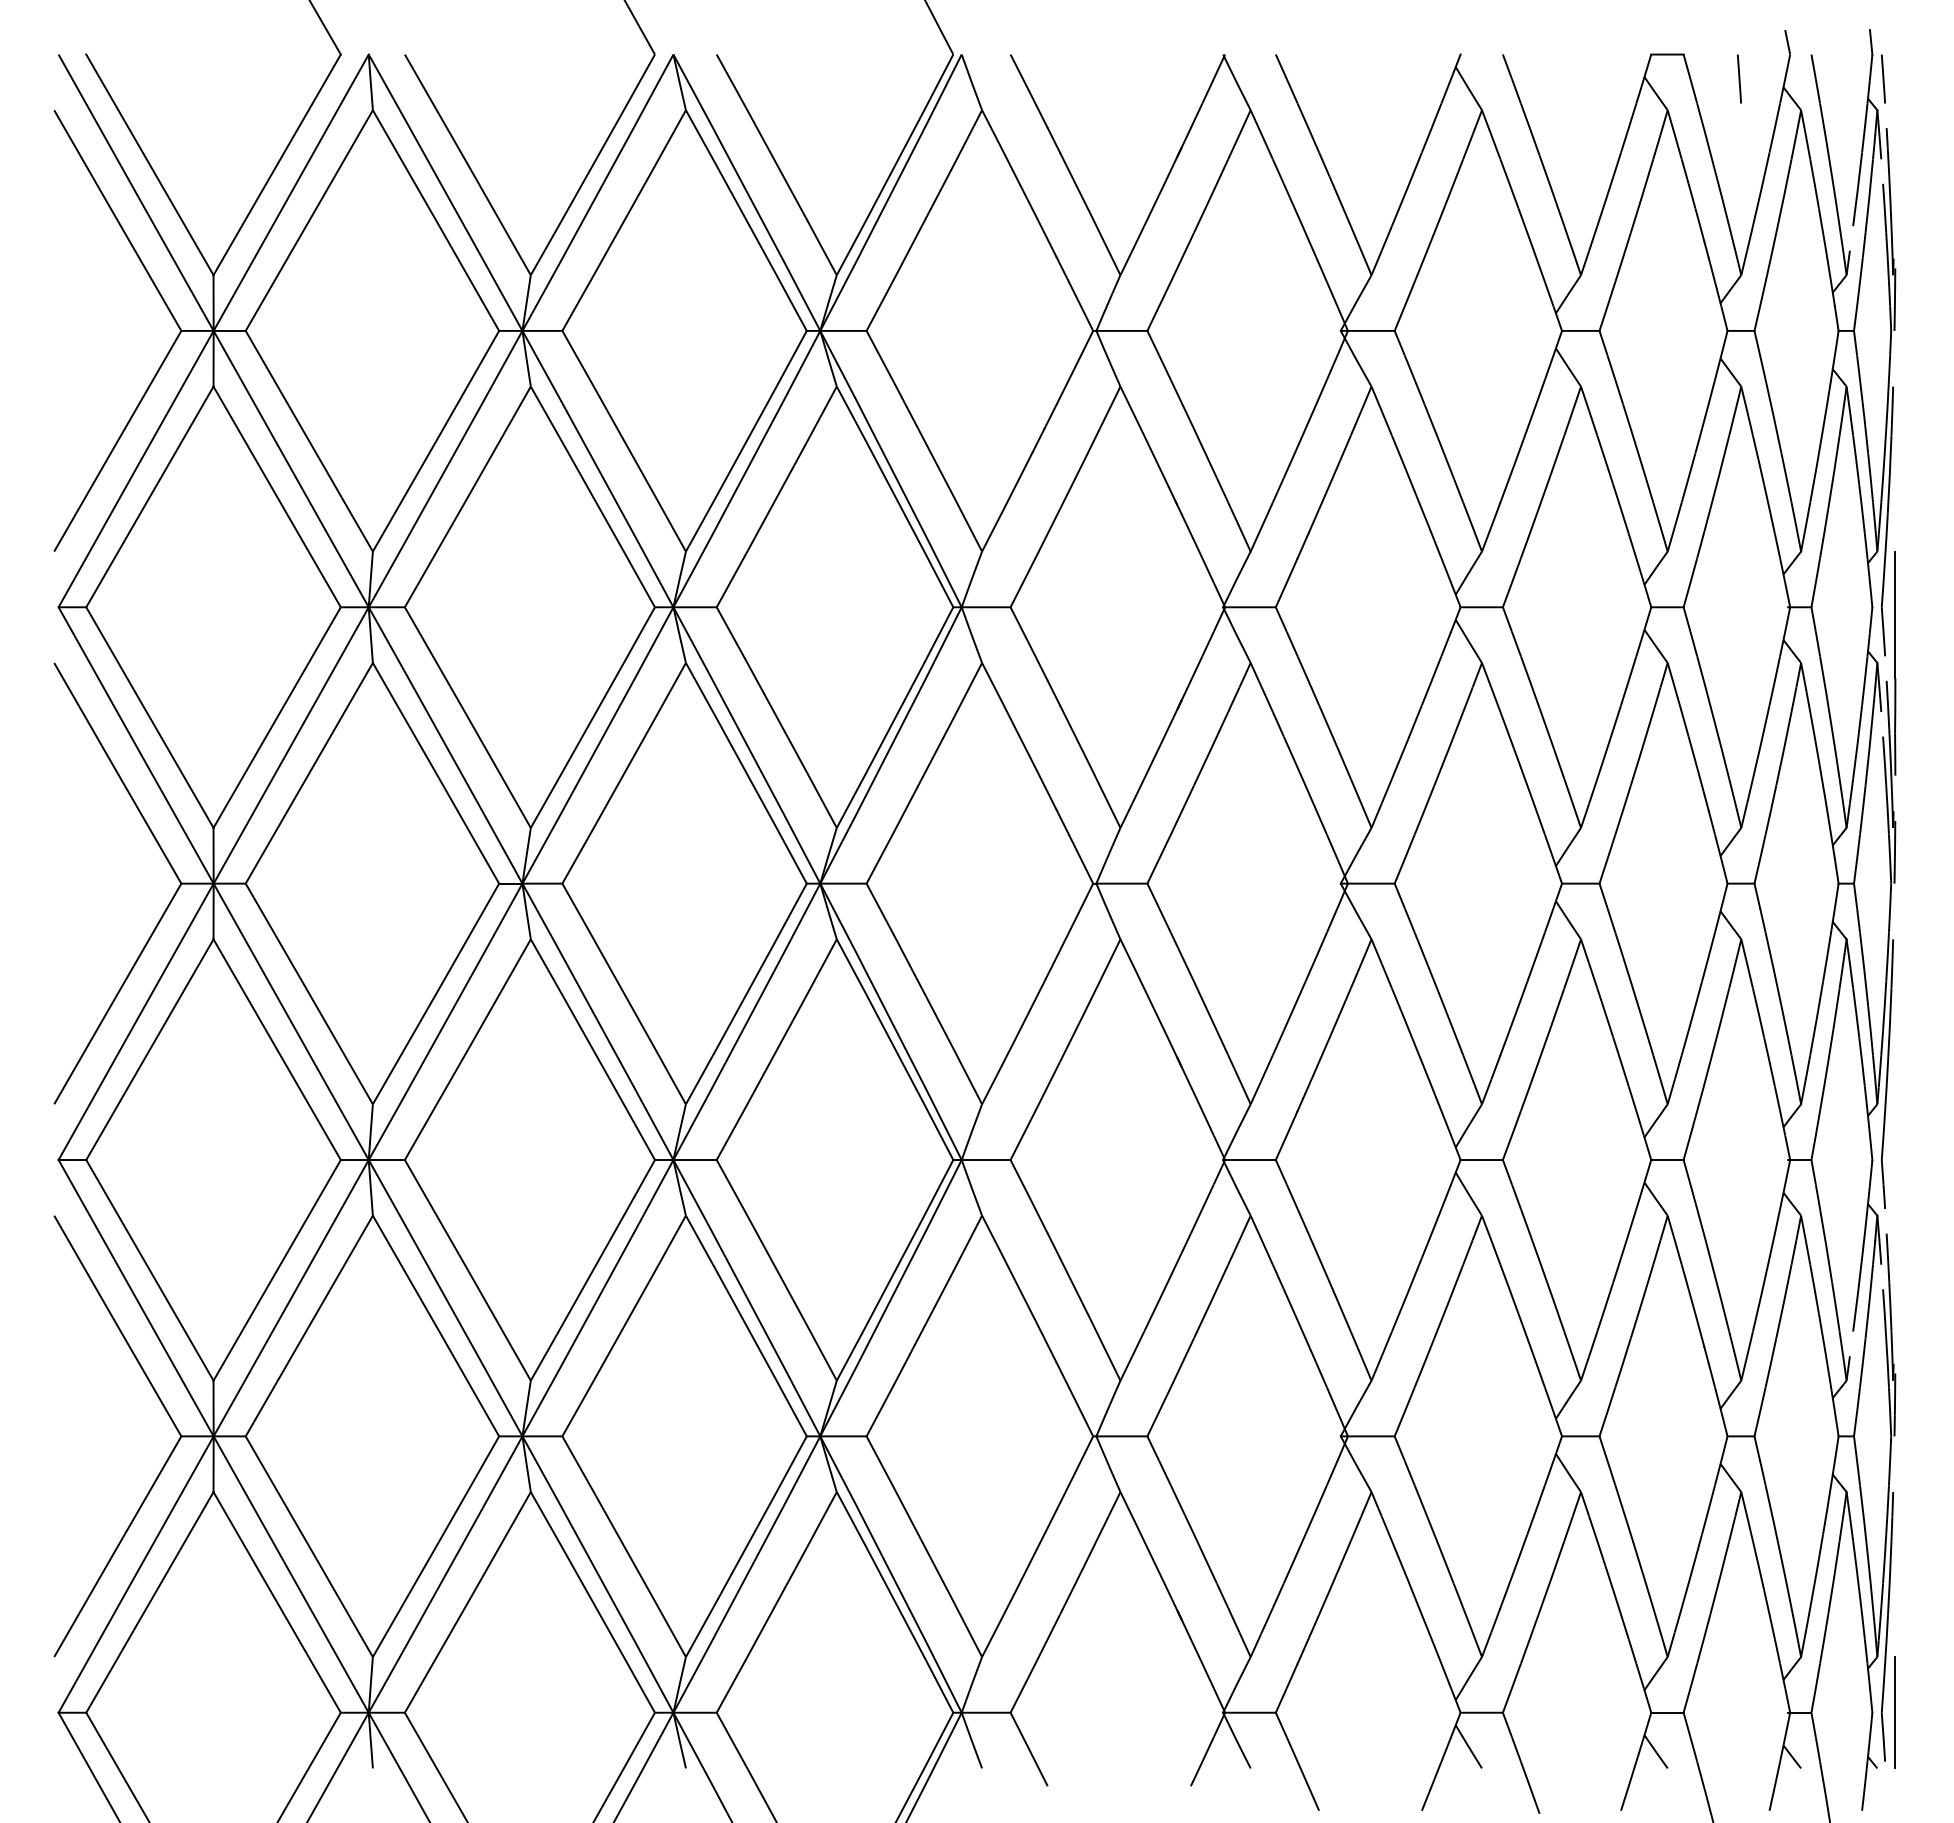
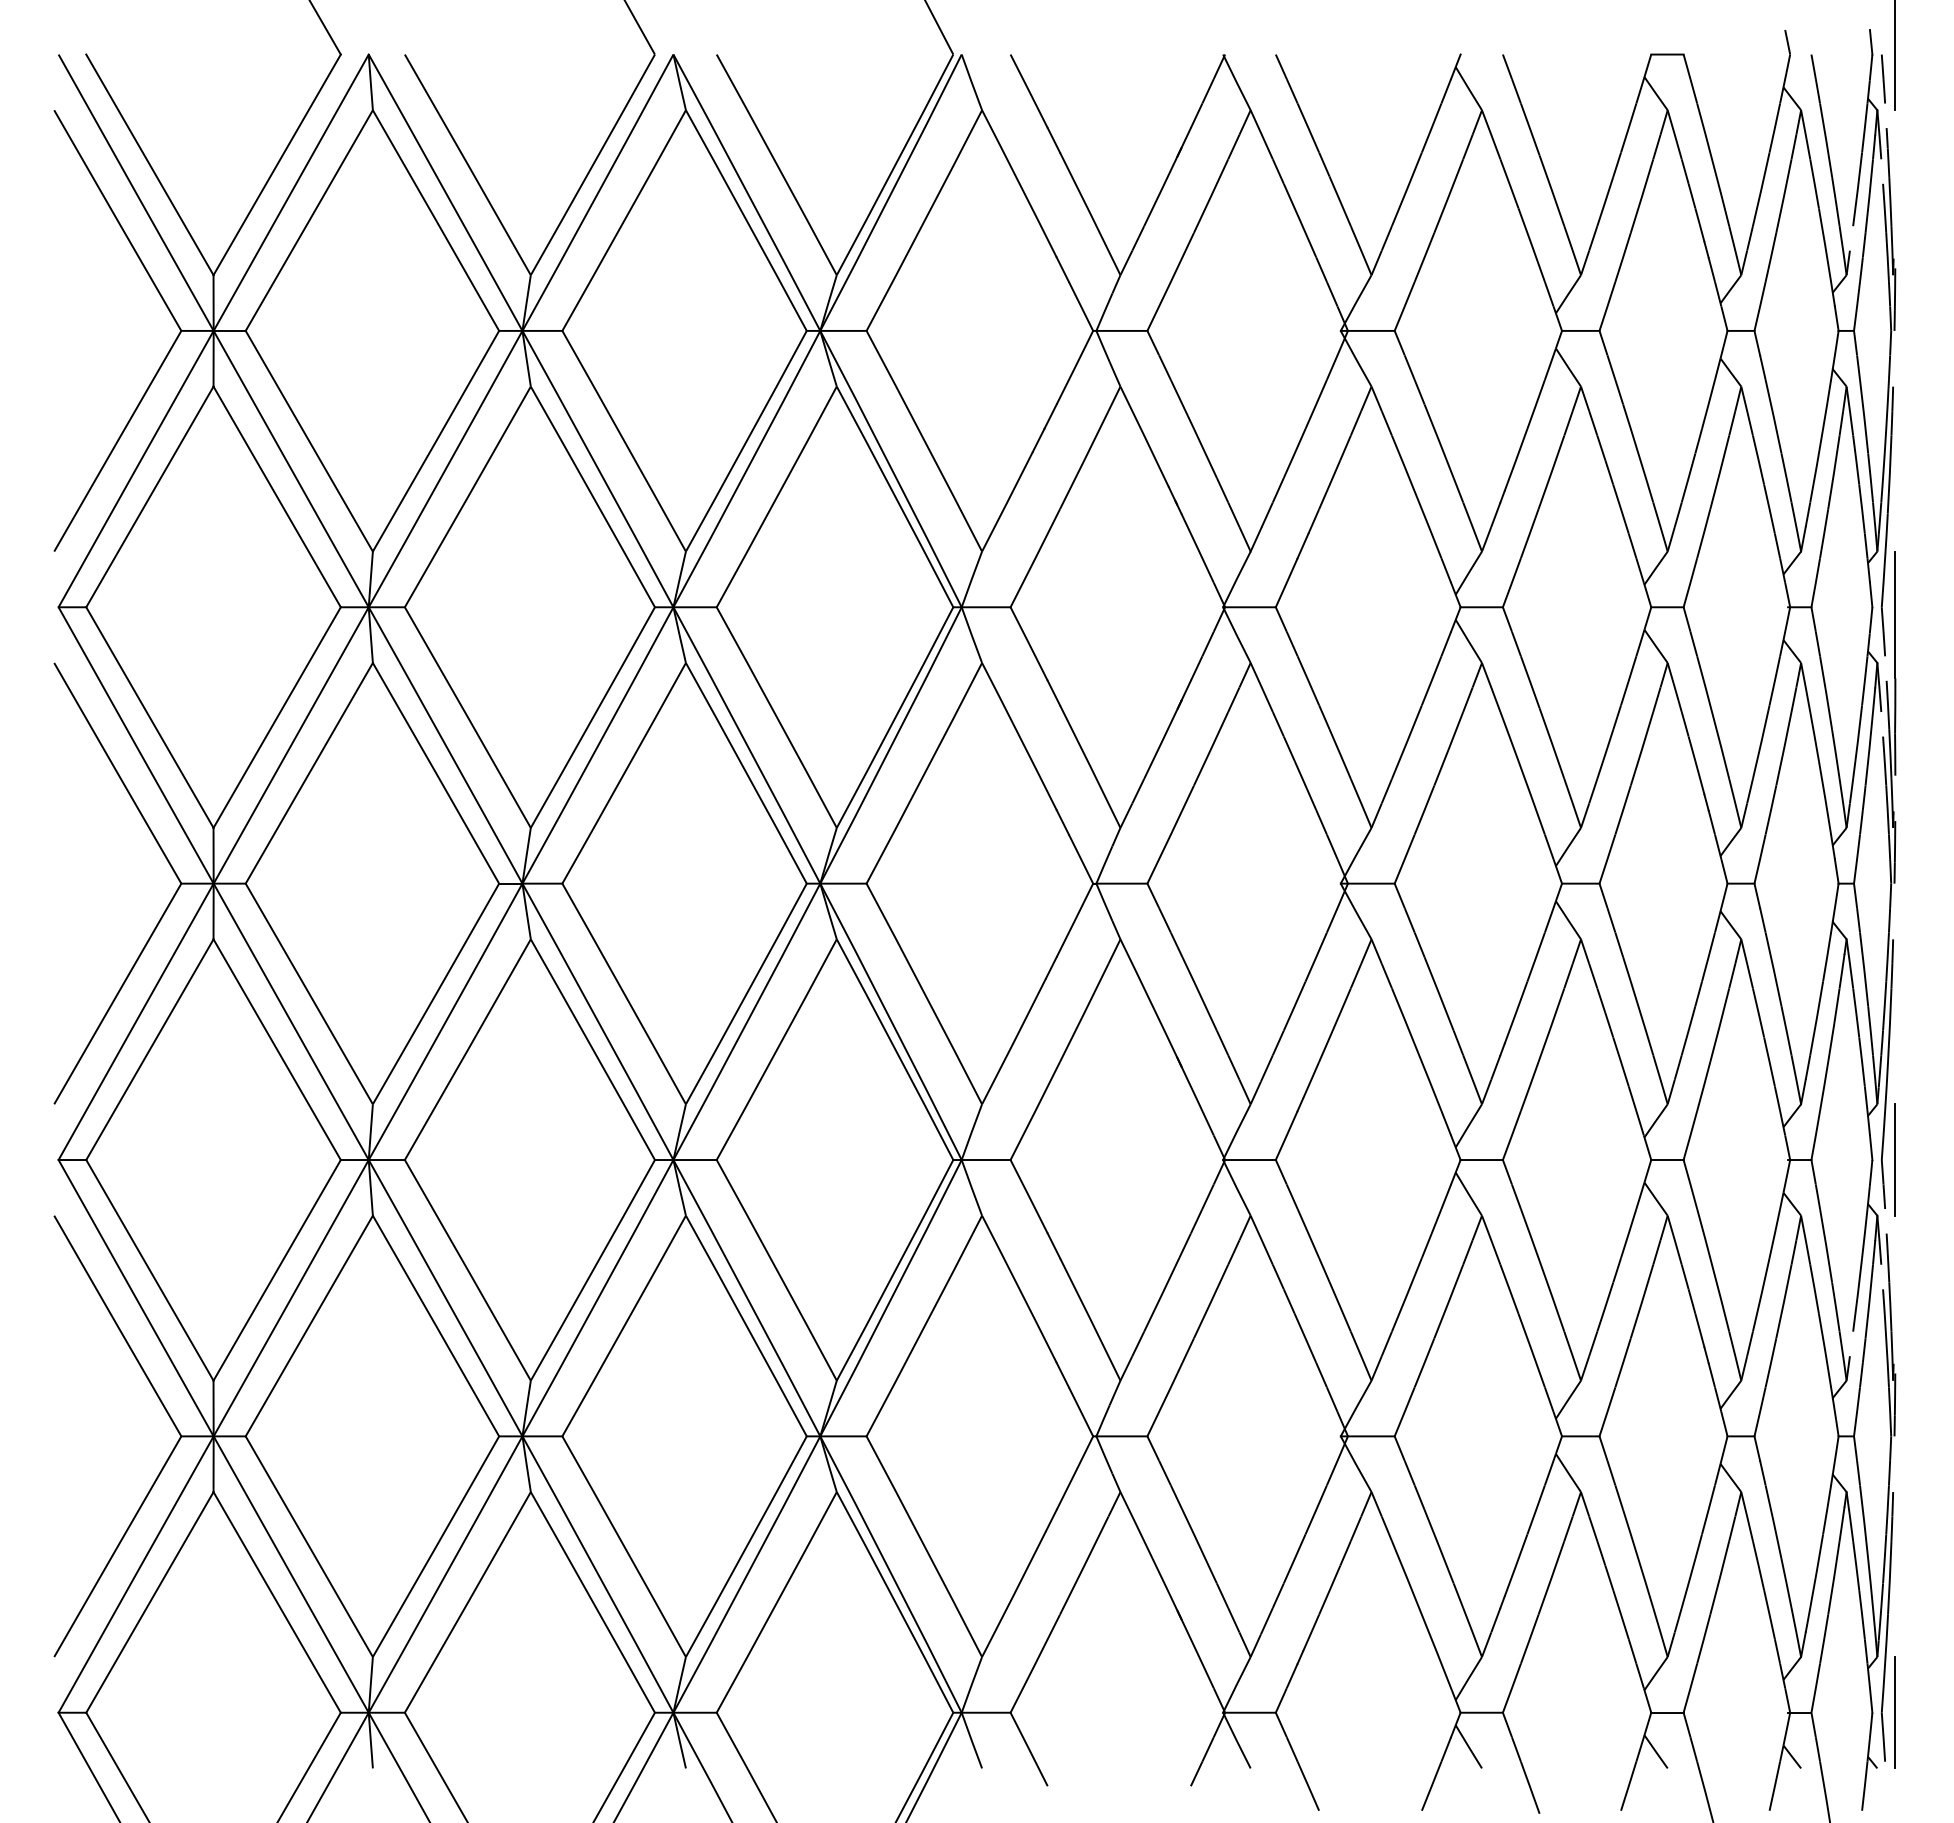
line: none -> present (1895, 56)
line: present -> none (1739, 78)
line: none -> present (1895, 1159)
